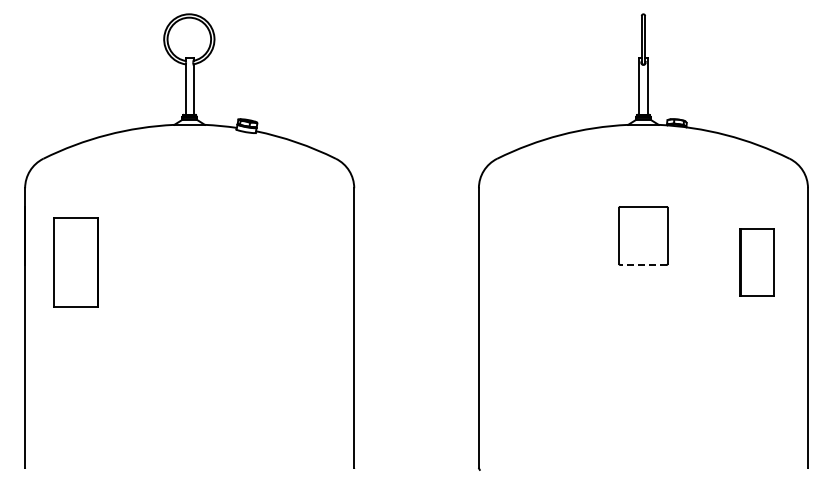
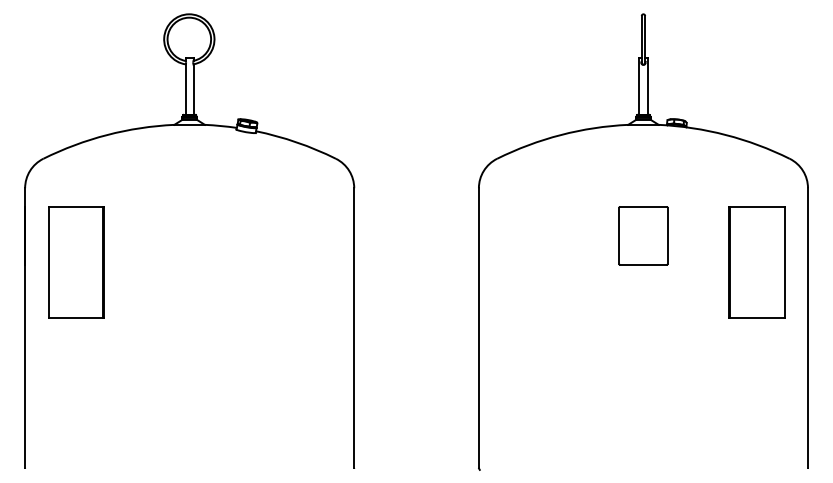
part size: 46x91 px -> 57x113 px (76, 262)
part size: 36x69 px -> 58x113 px (756, 262)
line: dashed -> solid (642, 264)
